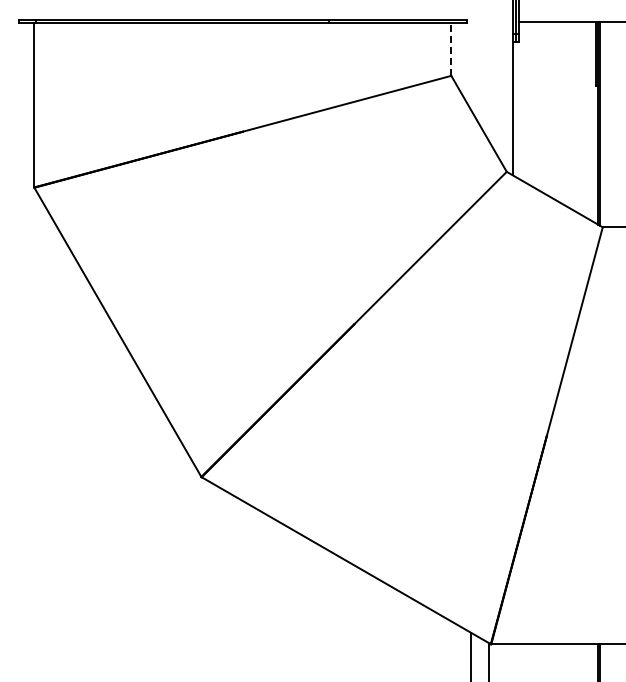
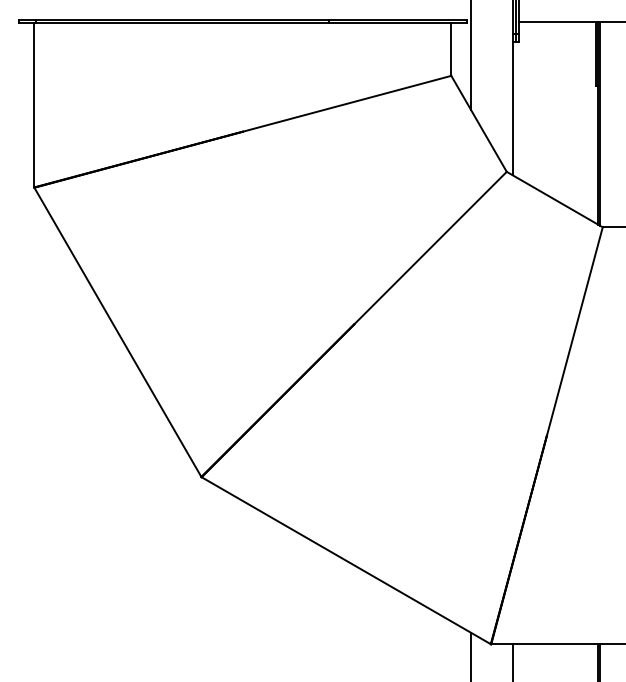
line: dashed -> solid (451, 49)
line: none -> present (471, 56)
line position: (488, 661) -> (512, 661) (512, 661)
